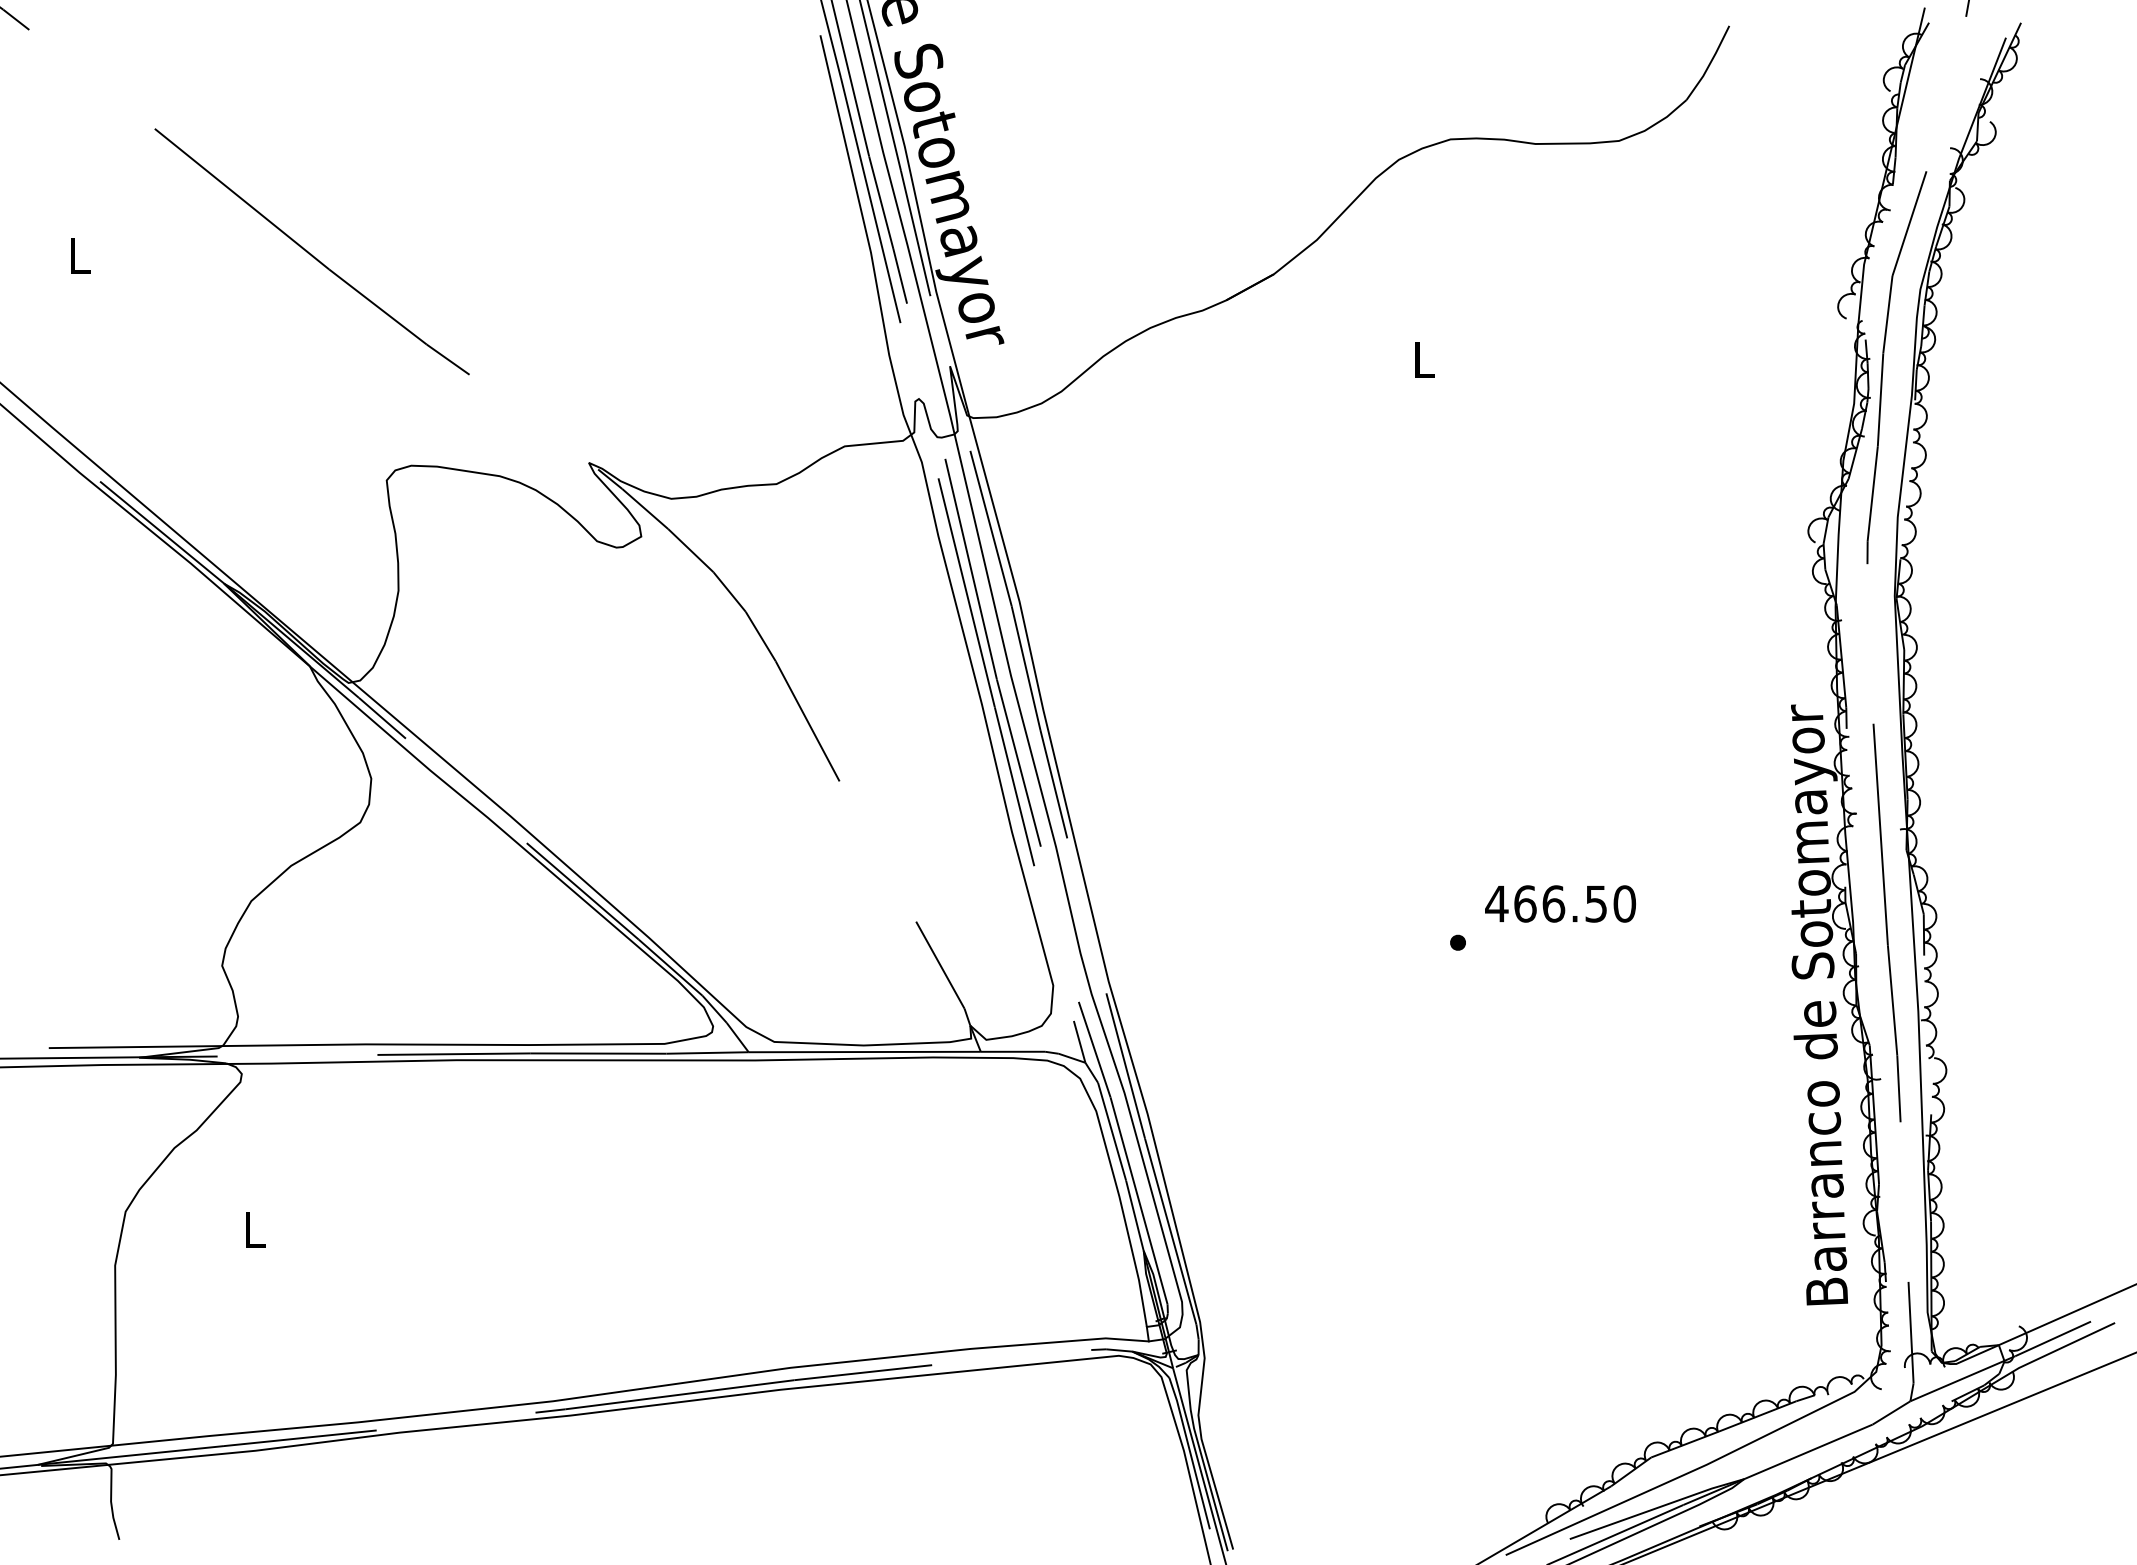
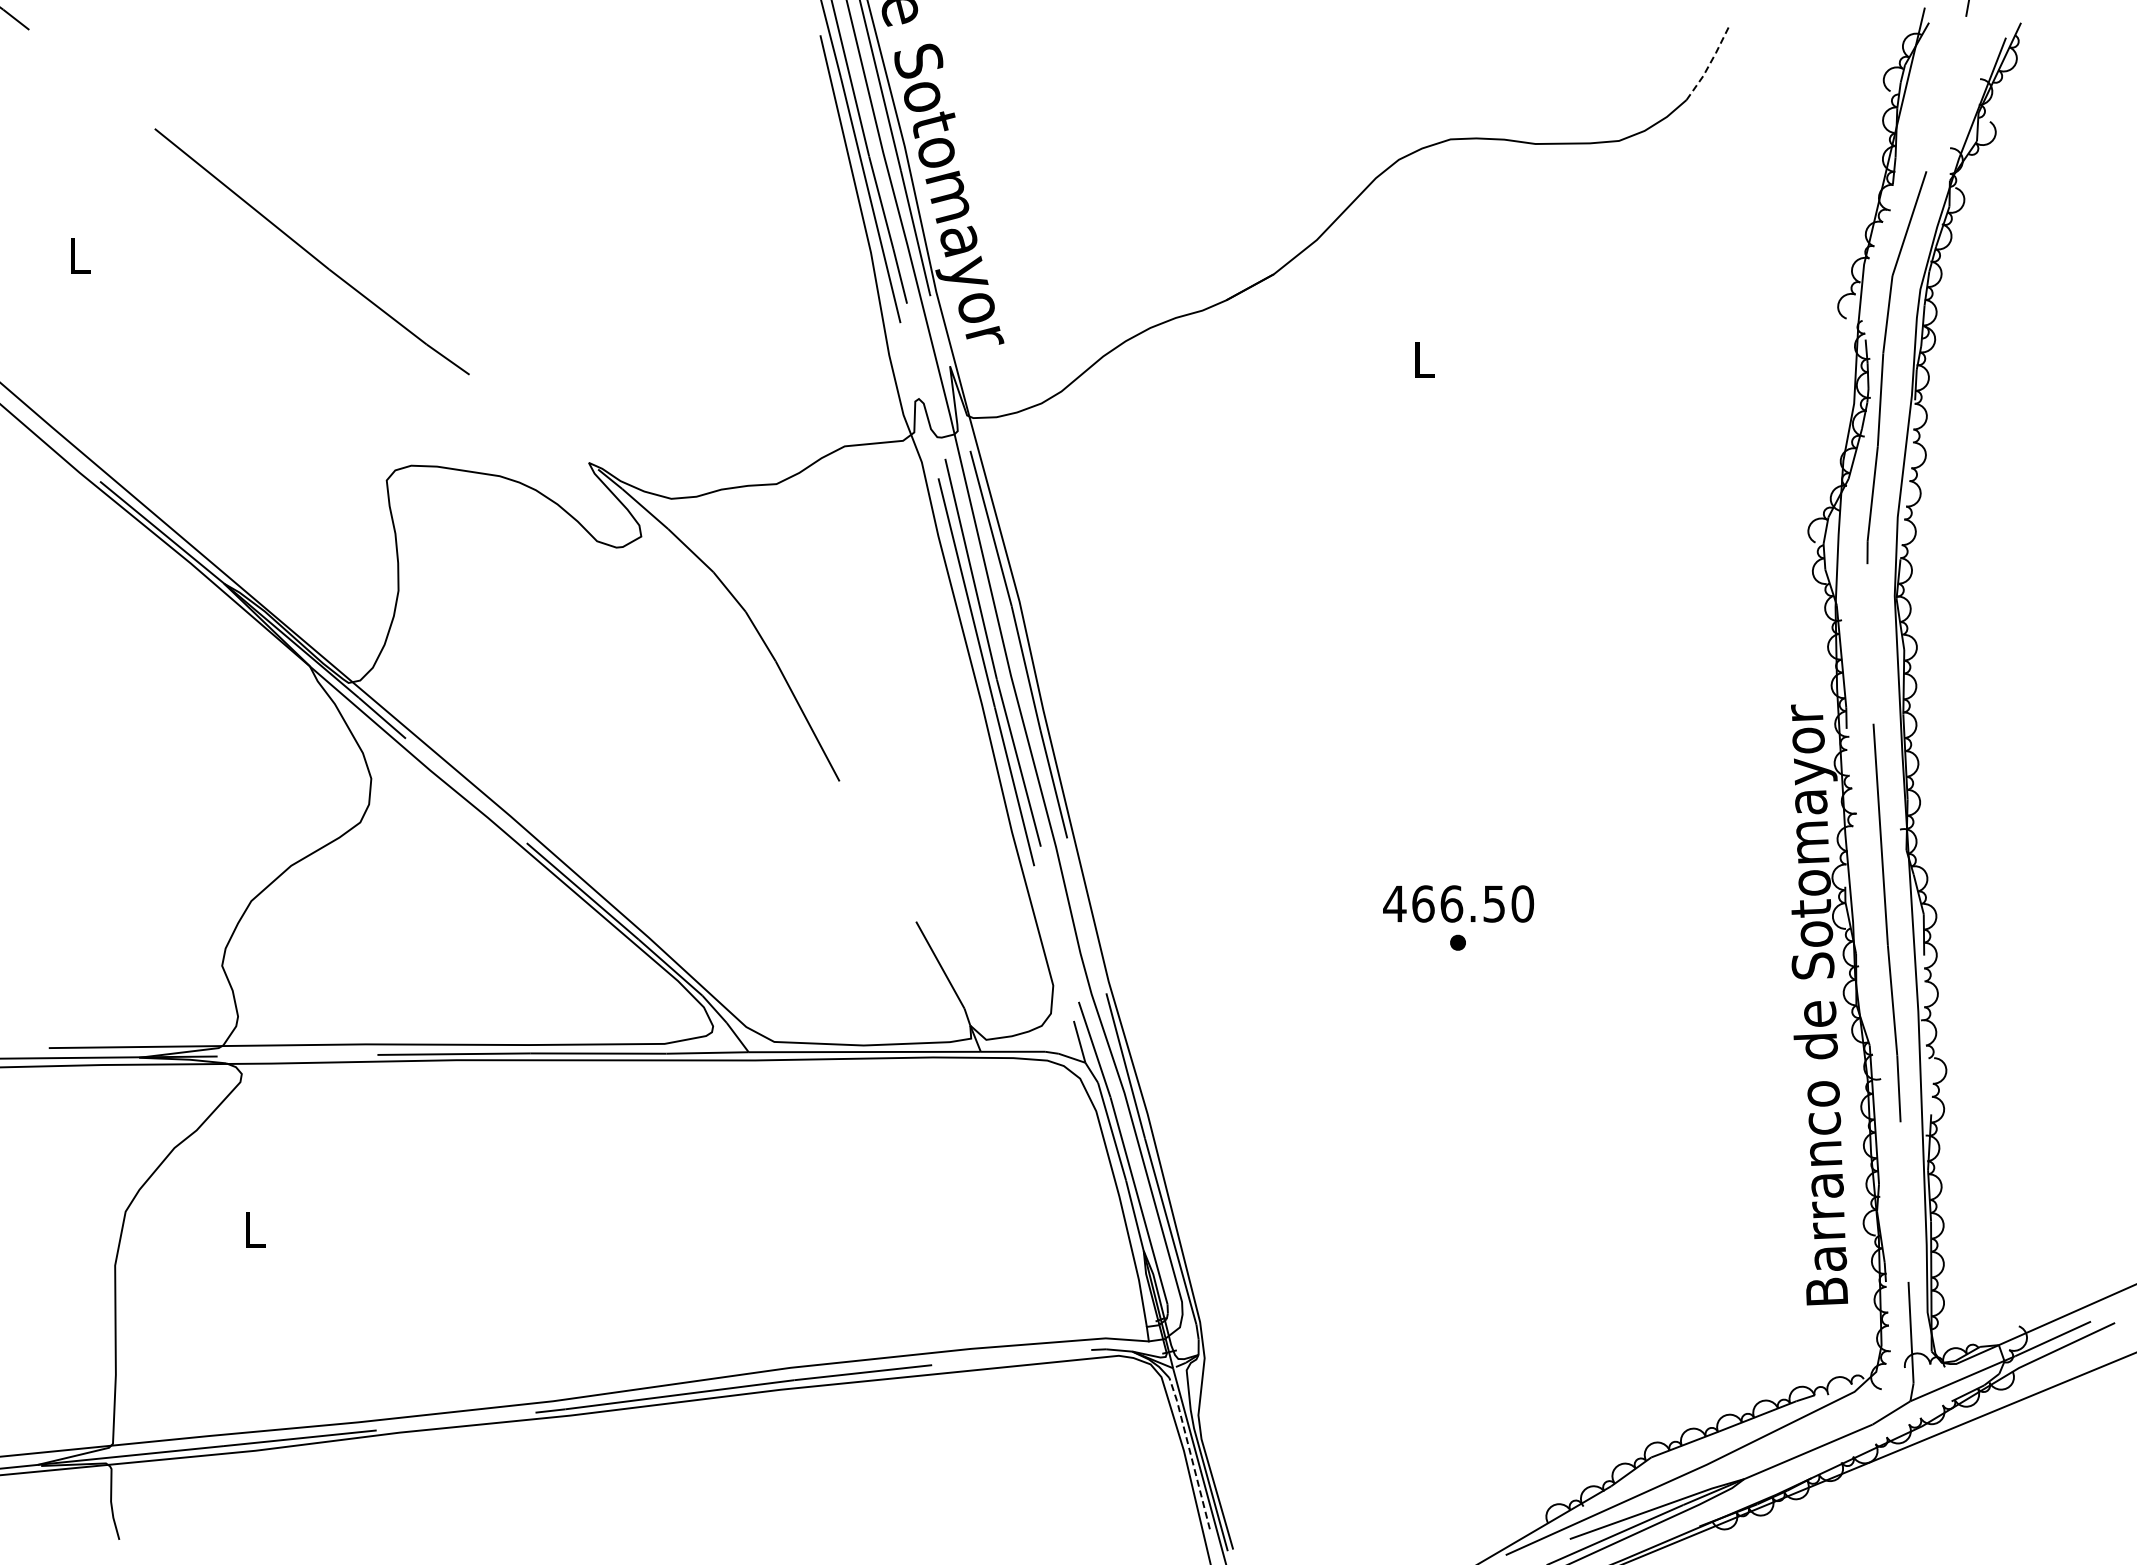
line: solid -> dashed (1709, 64)
text position: (1560, 903) -> (1458, 903) (1458, 903)
line: solid -> dashed (1190, 1451)
